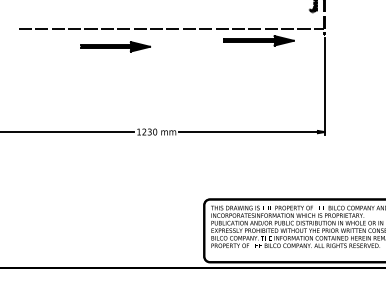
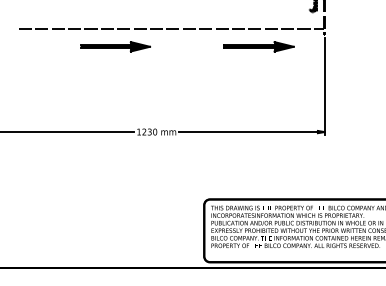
part position: (258, 40) -> (258, 46) (258, 46)
